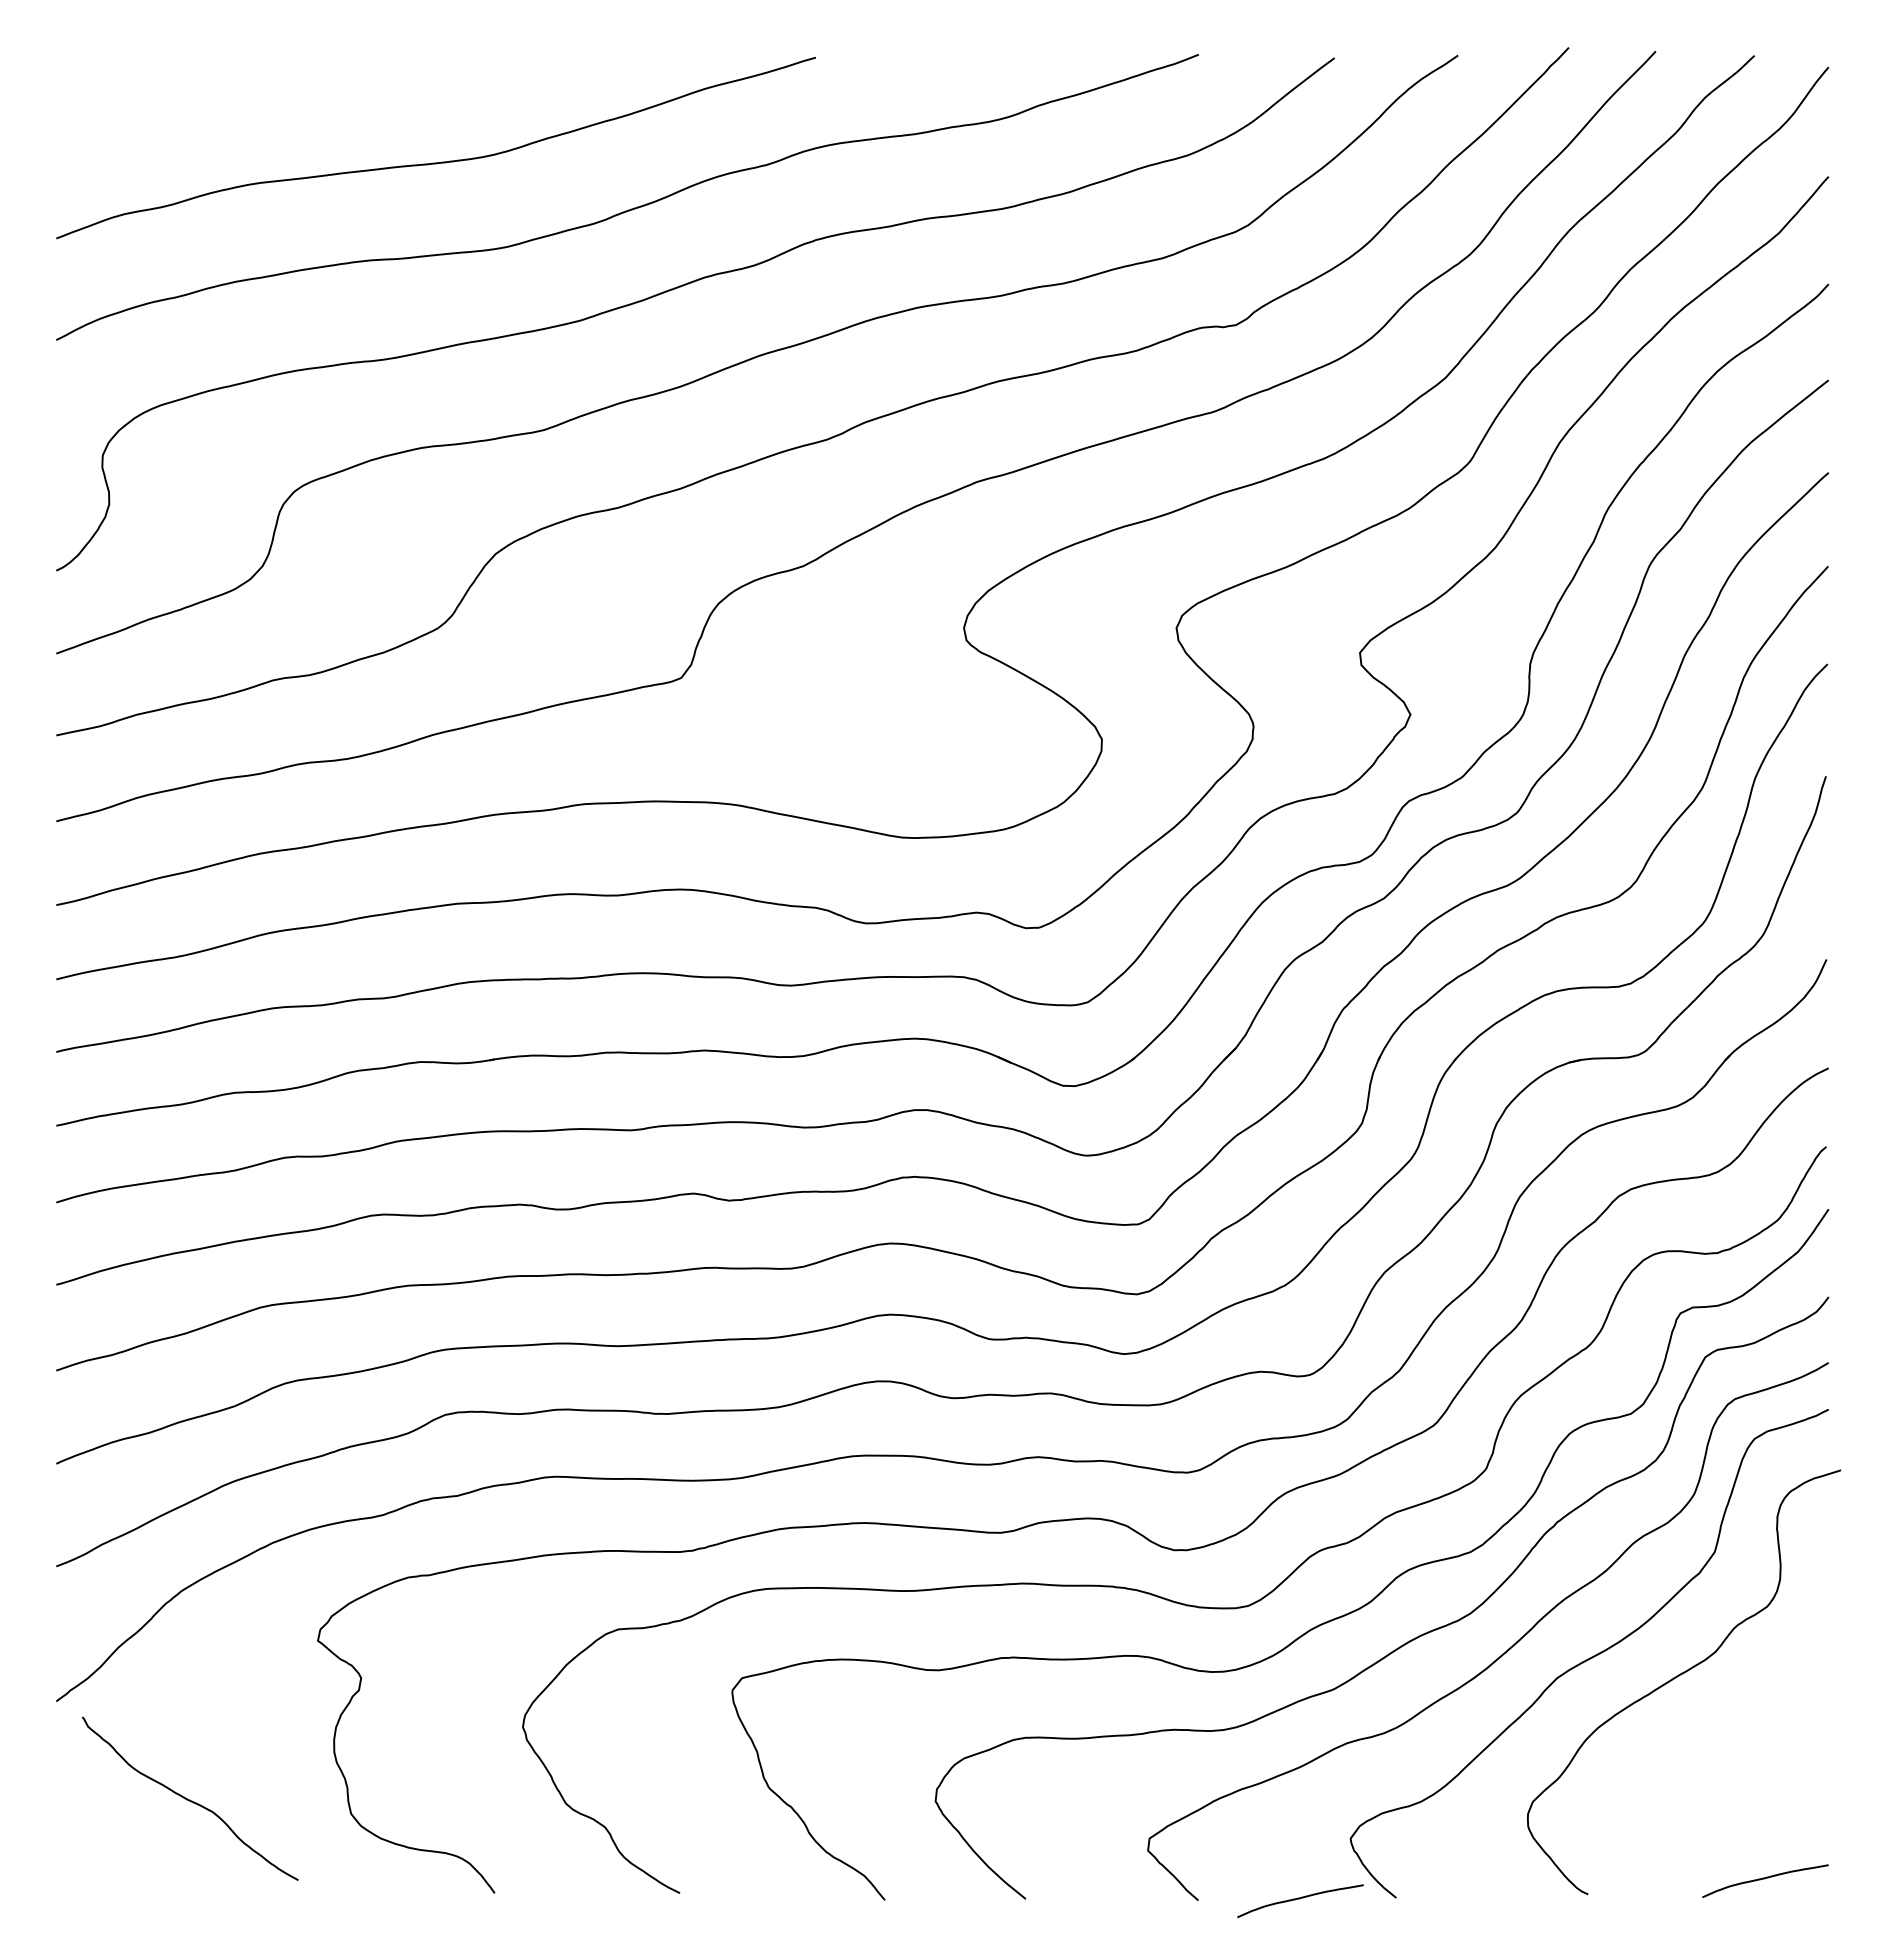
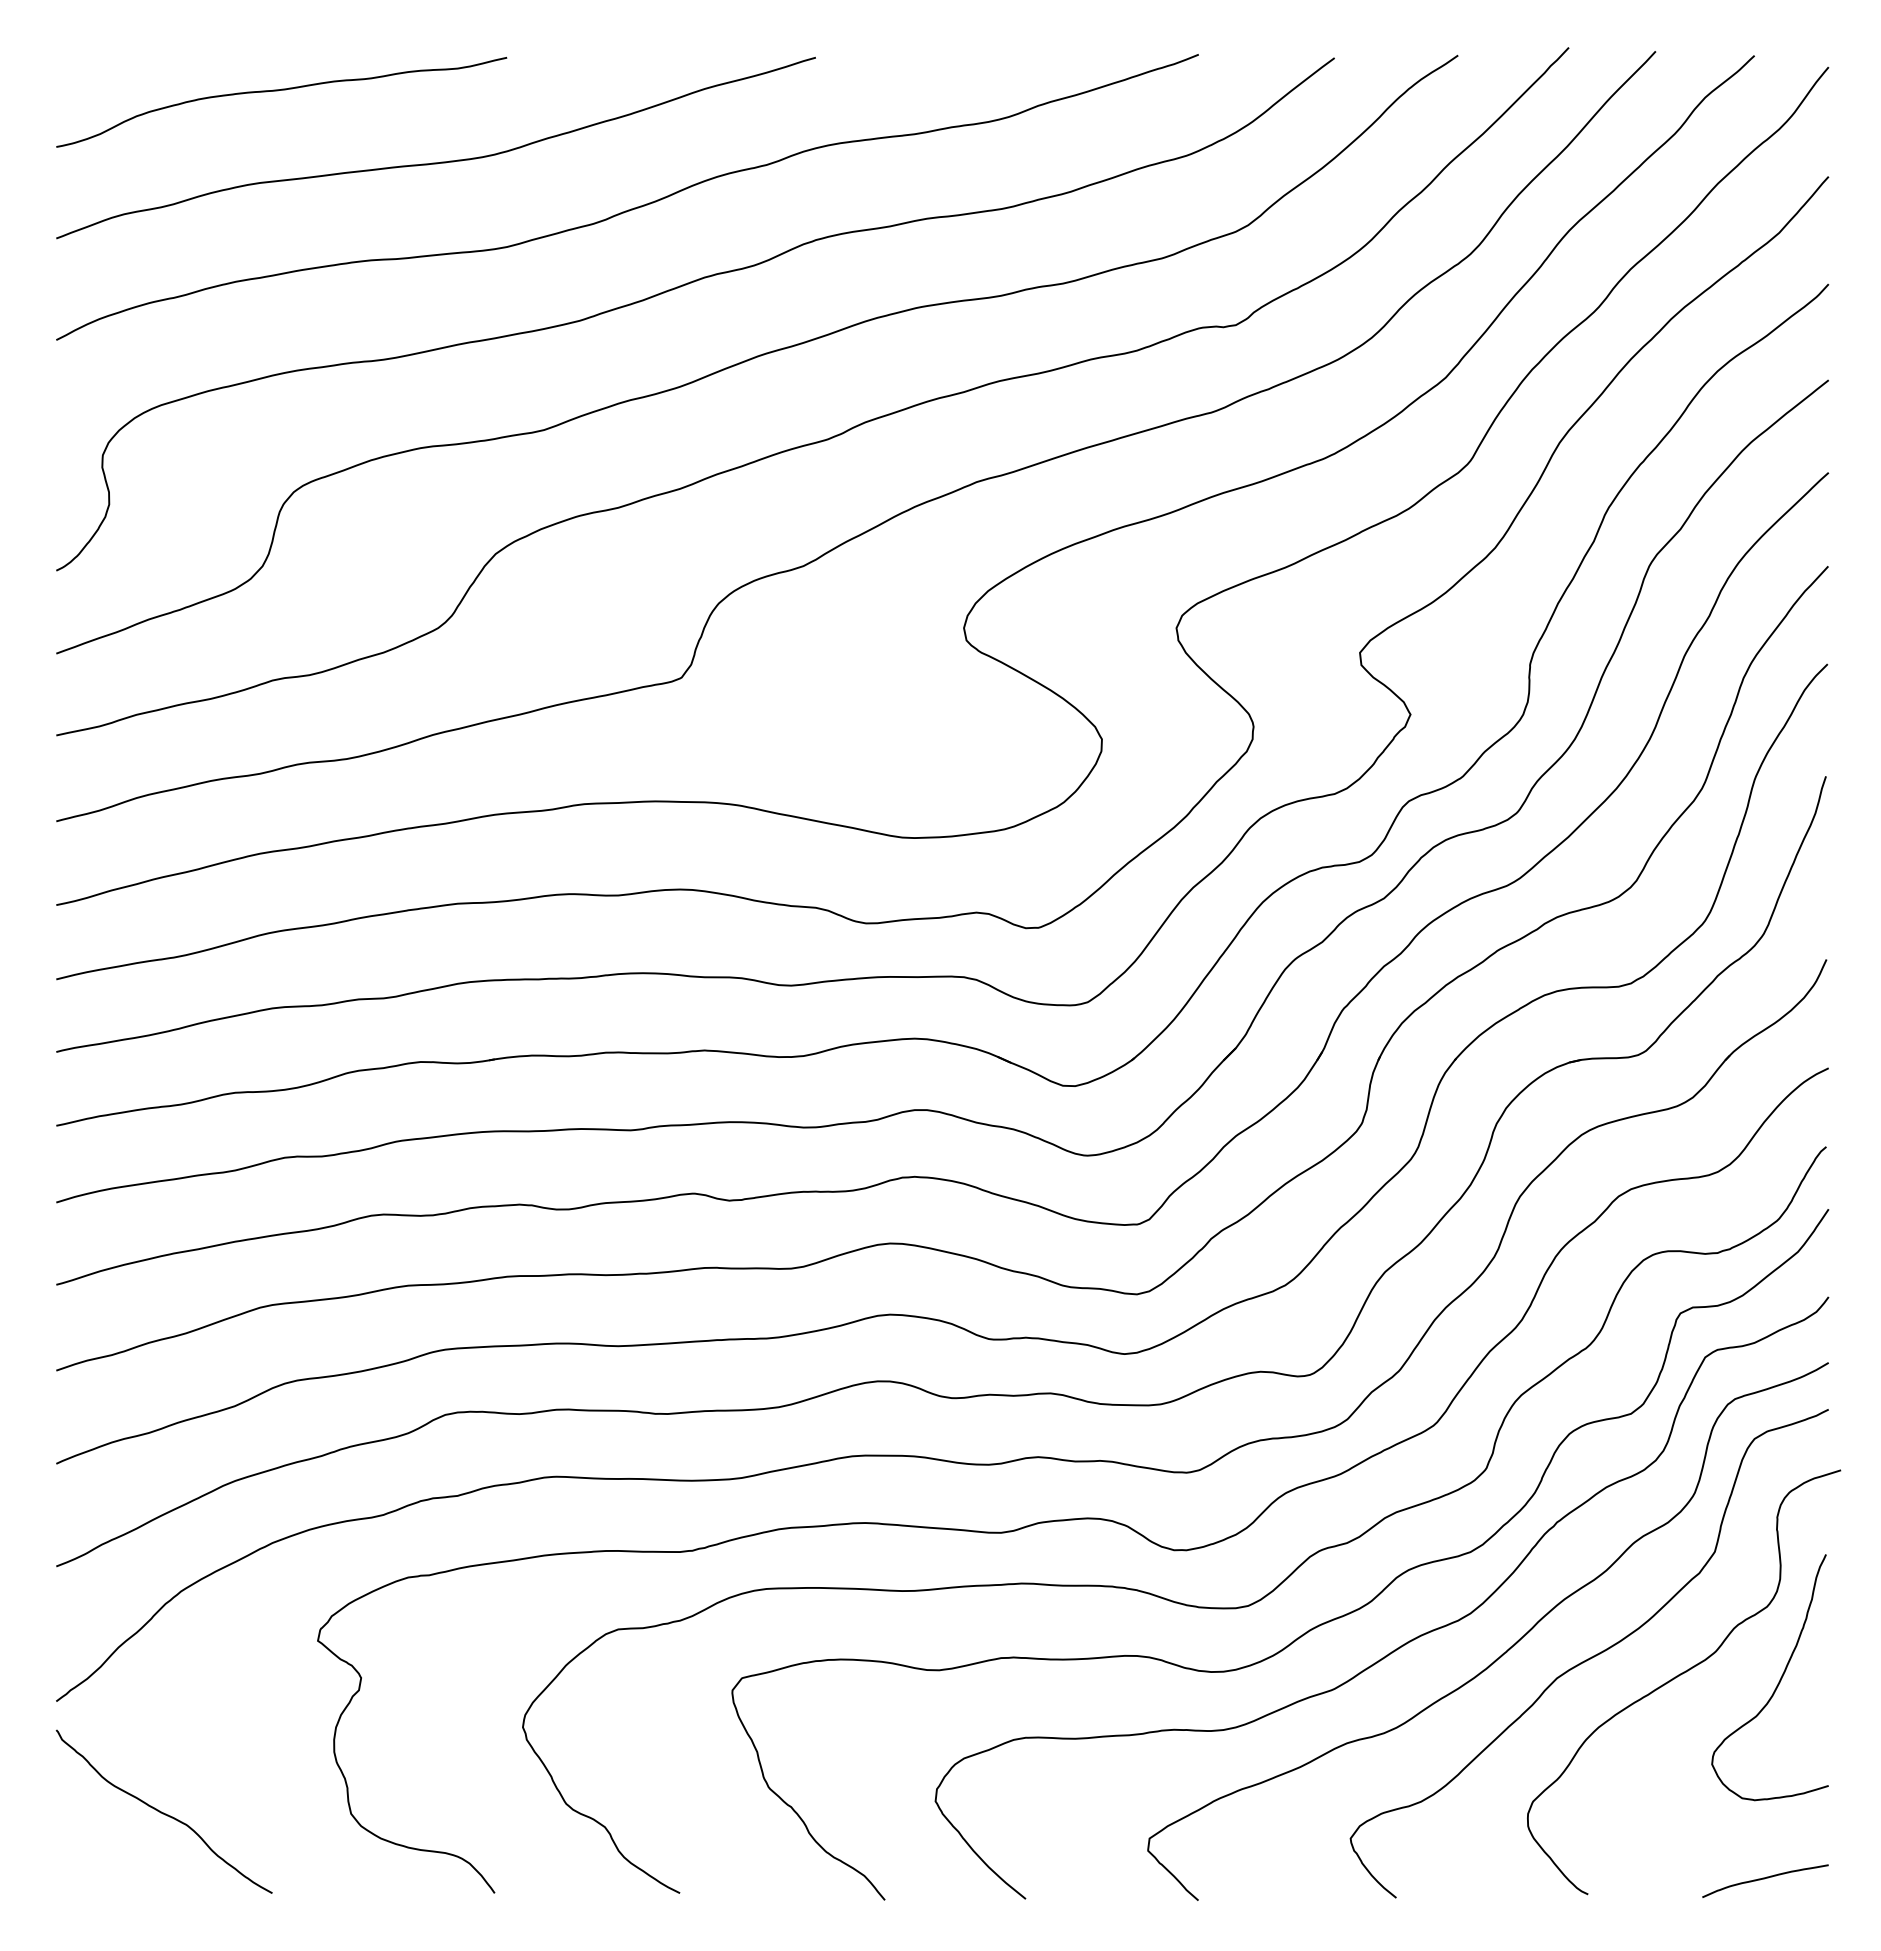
curve: none -> present (278, 91)
curve: none -> present (1778, 1681)
curve position: (189, 1799) -> (163, 1812) (163, 1812)
curve: present -> none (1299, 1899)
